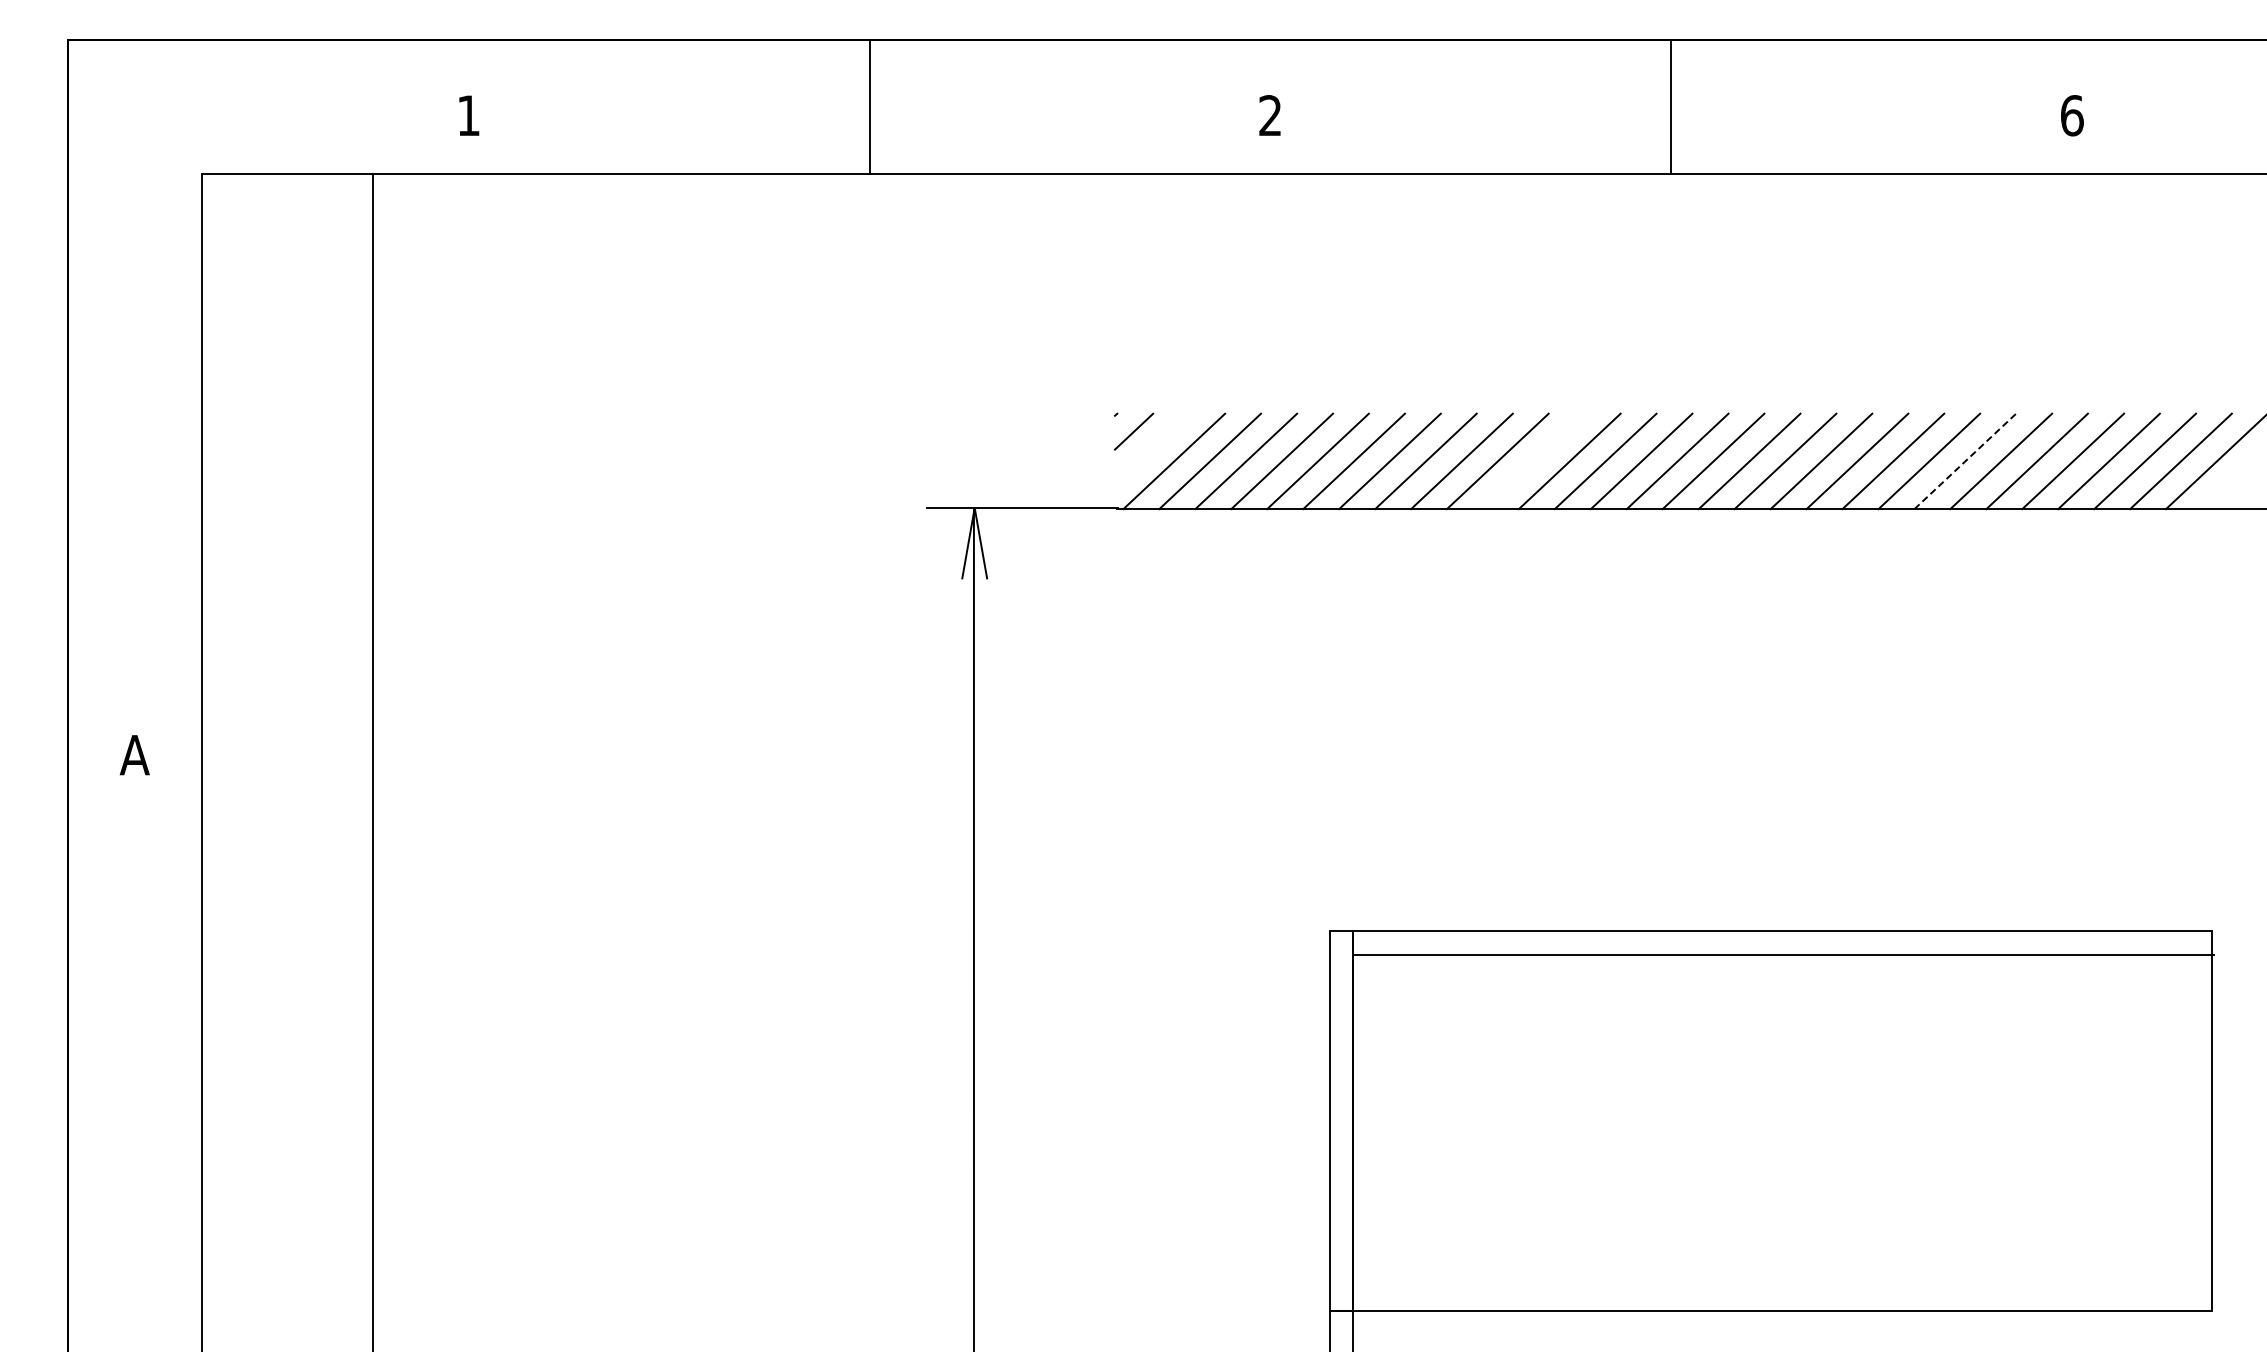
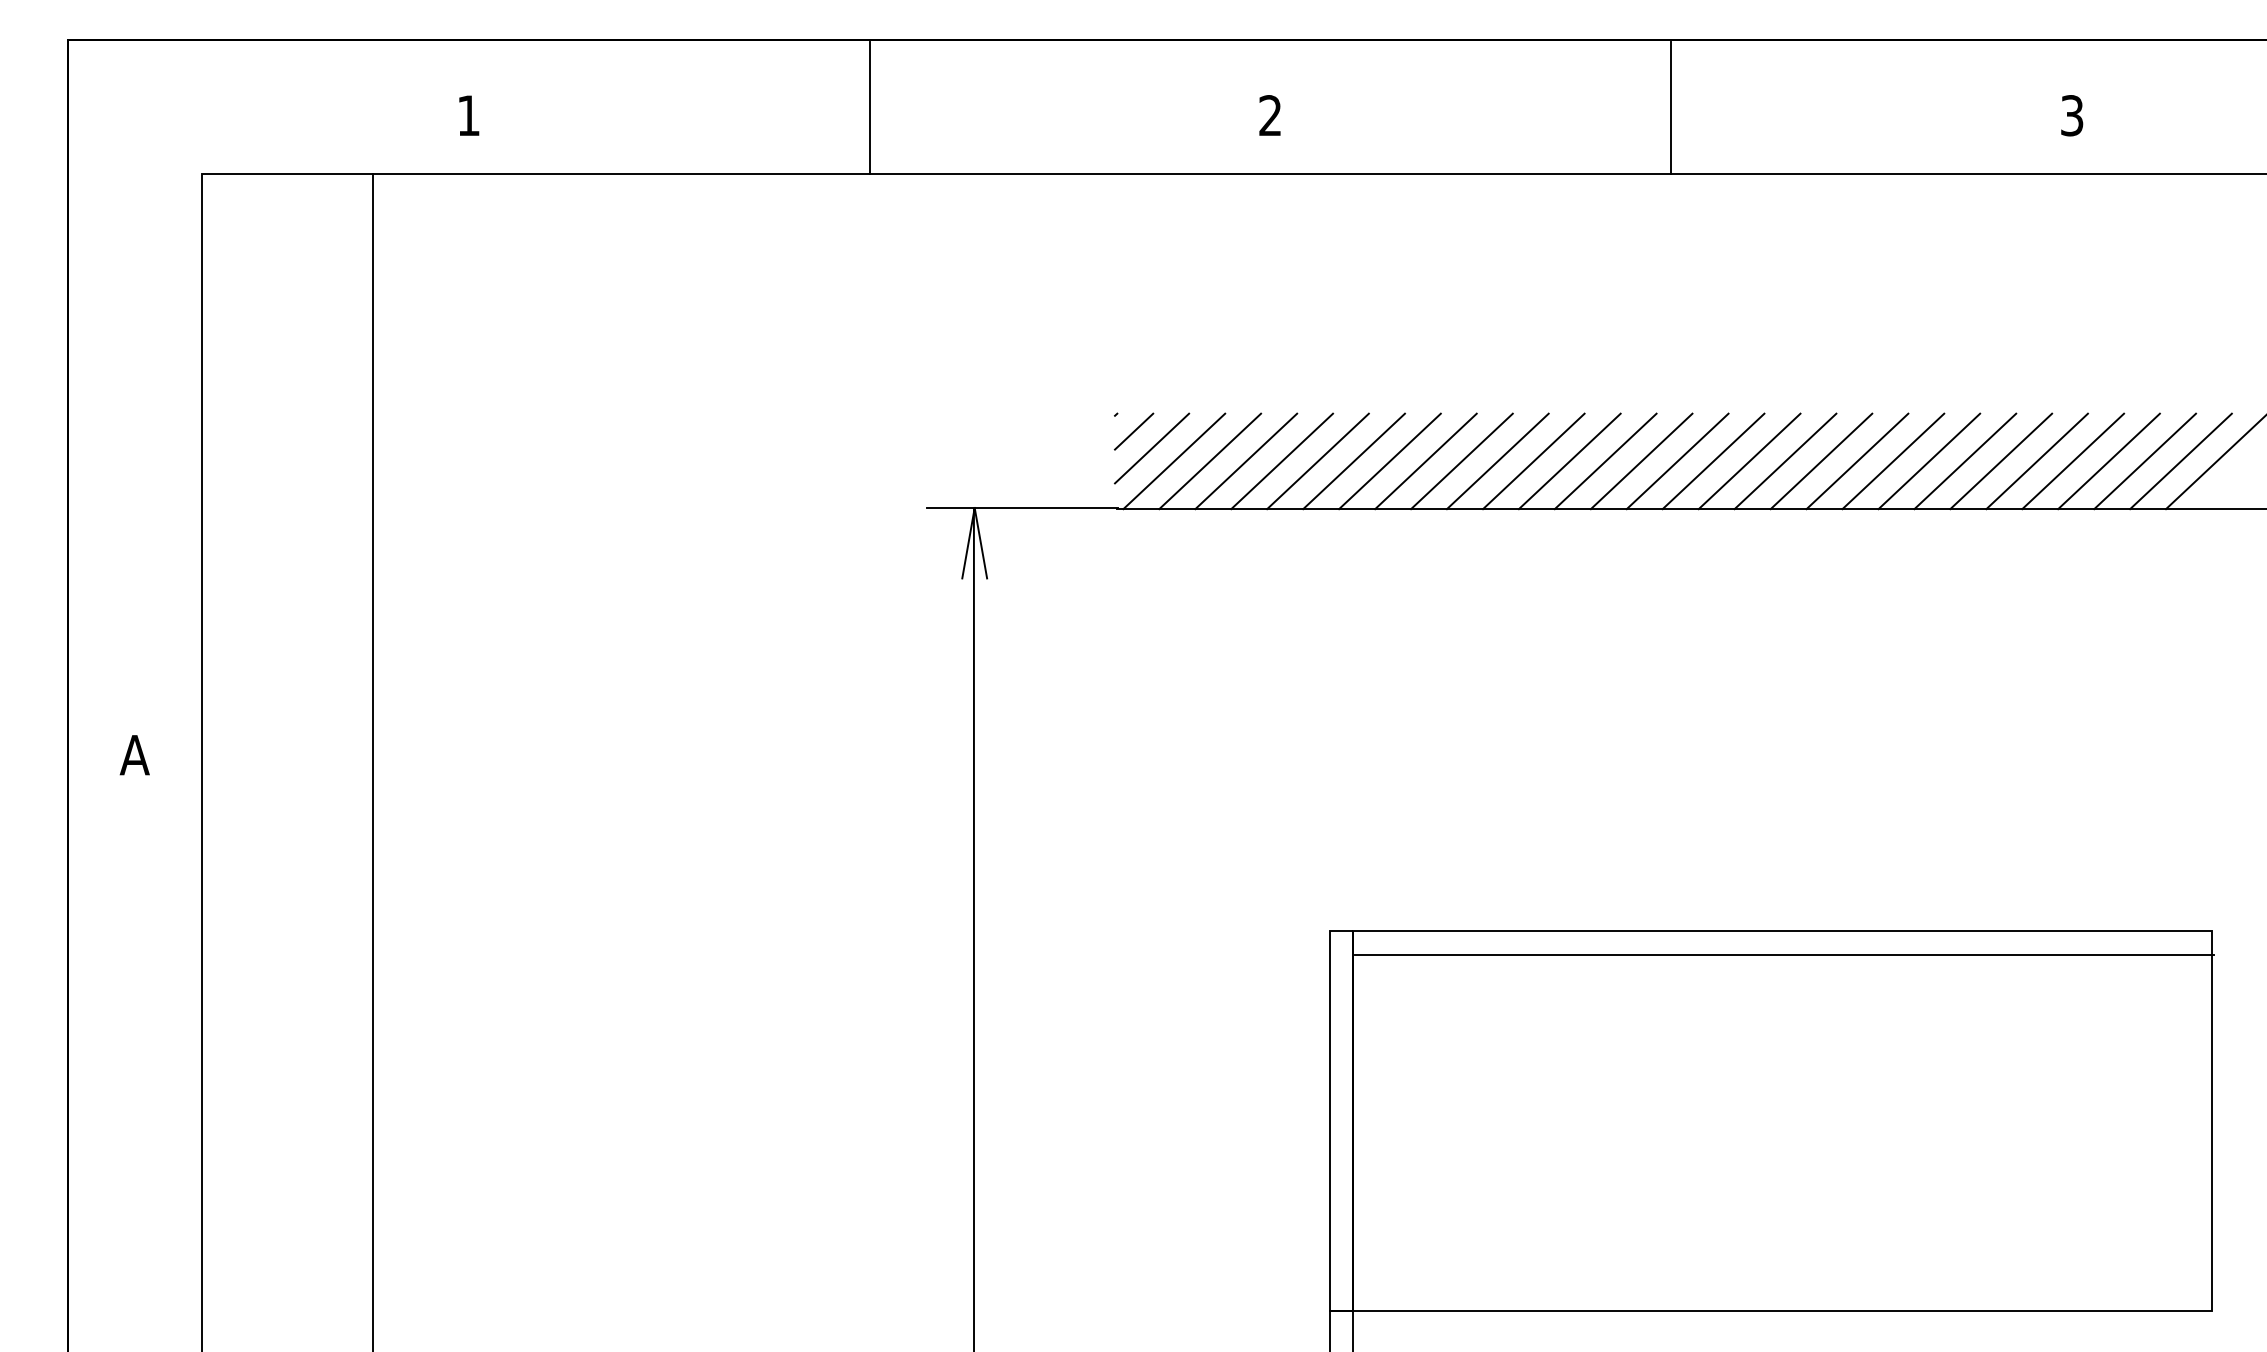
text: 6 -> 3 (2072, 115)
line: none -> present (1152, 448)
line: none -> present (1533, 461)
line: dashed -> solid (1965, 461)
